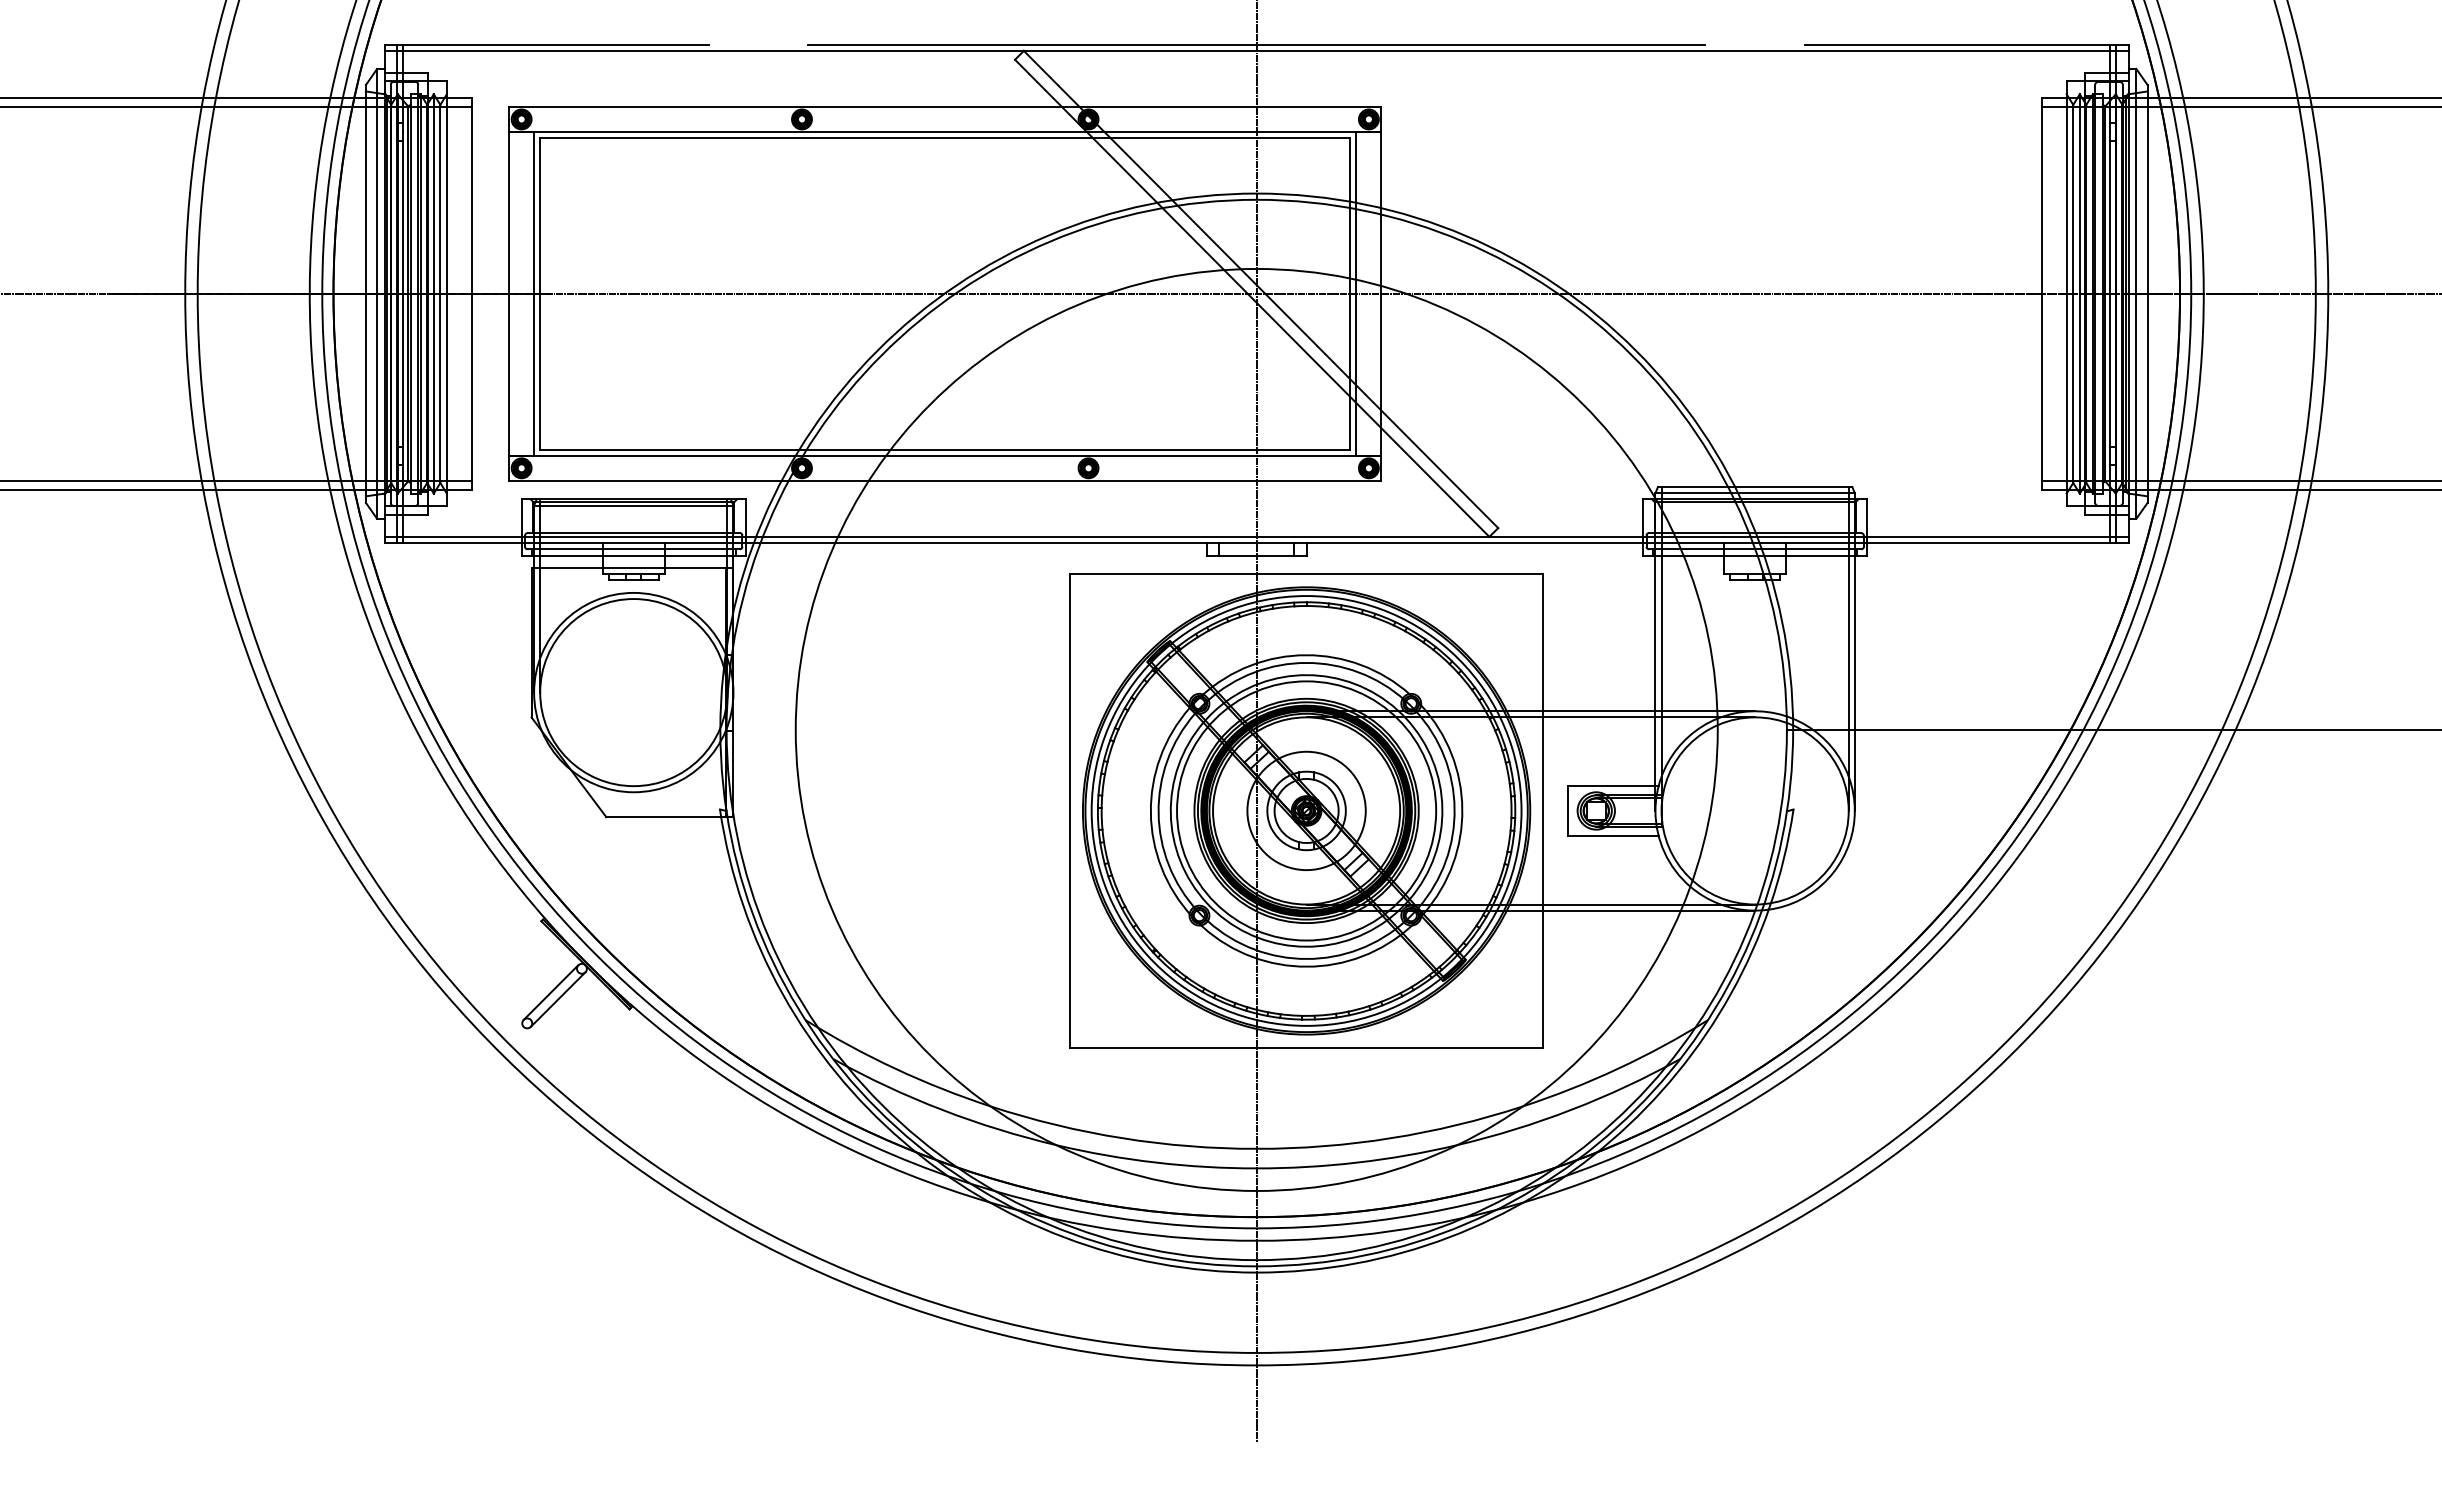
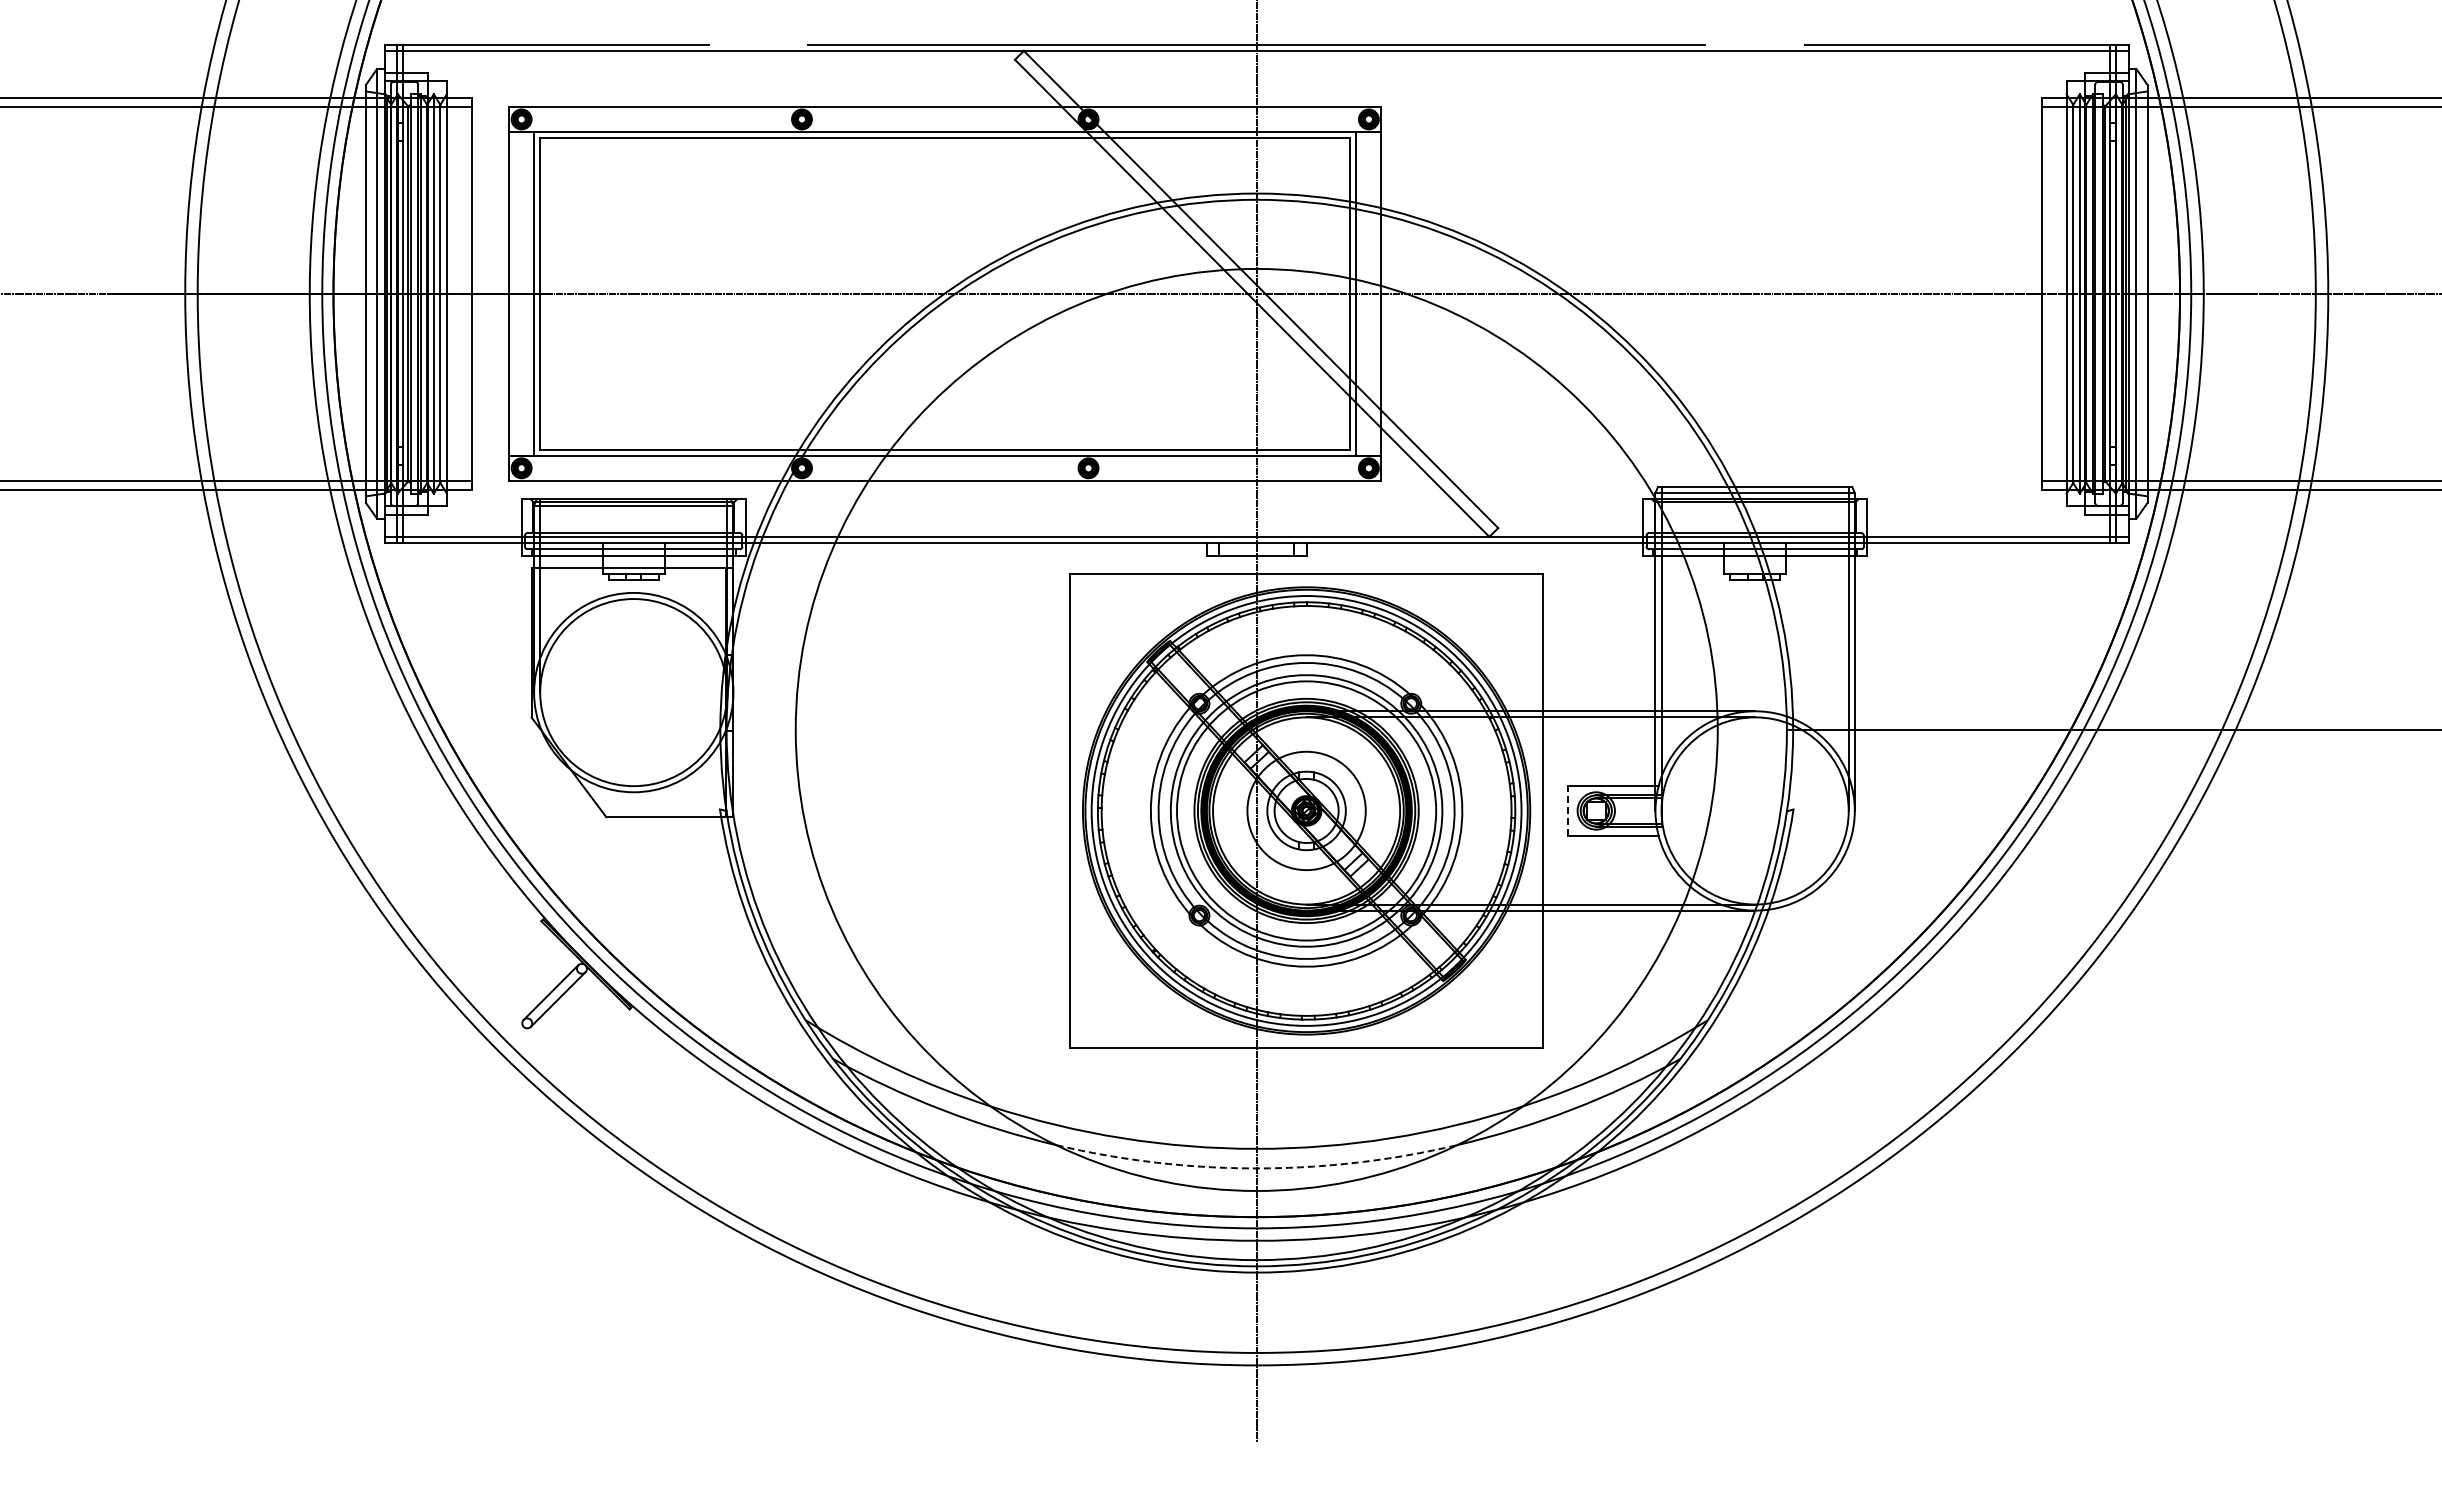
line: solid -> dashed (1568, 810)
arc: solid -> dashed (1256, 1168)
